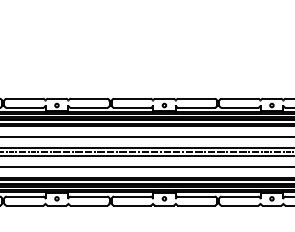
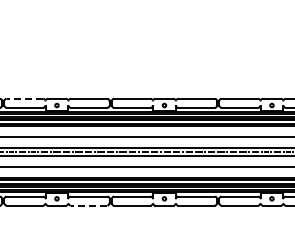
line: solid -> dashed (24, 98)
line: solid -> dashed (88, 205)
